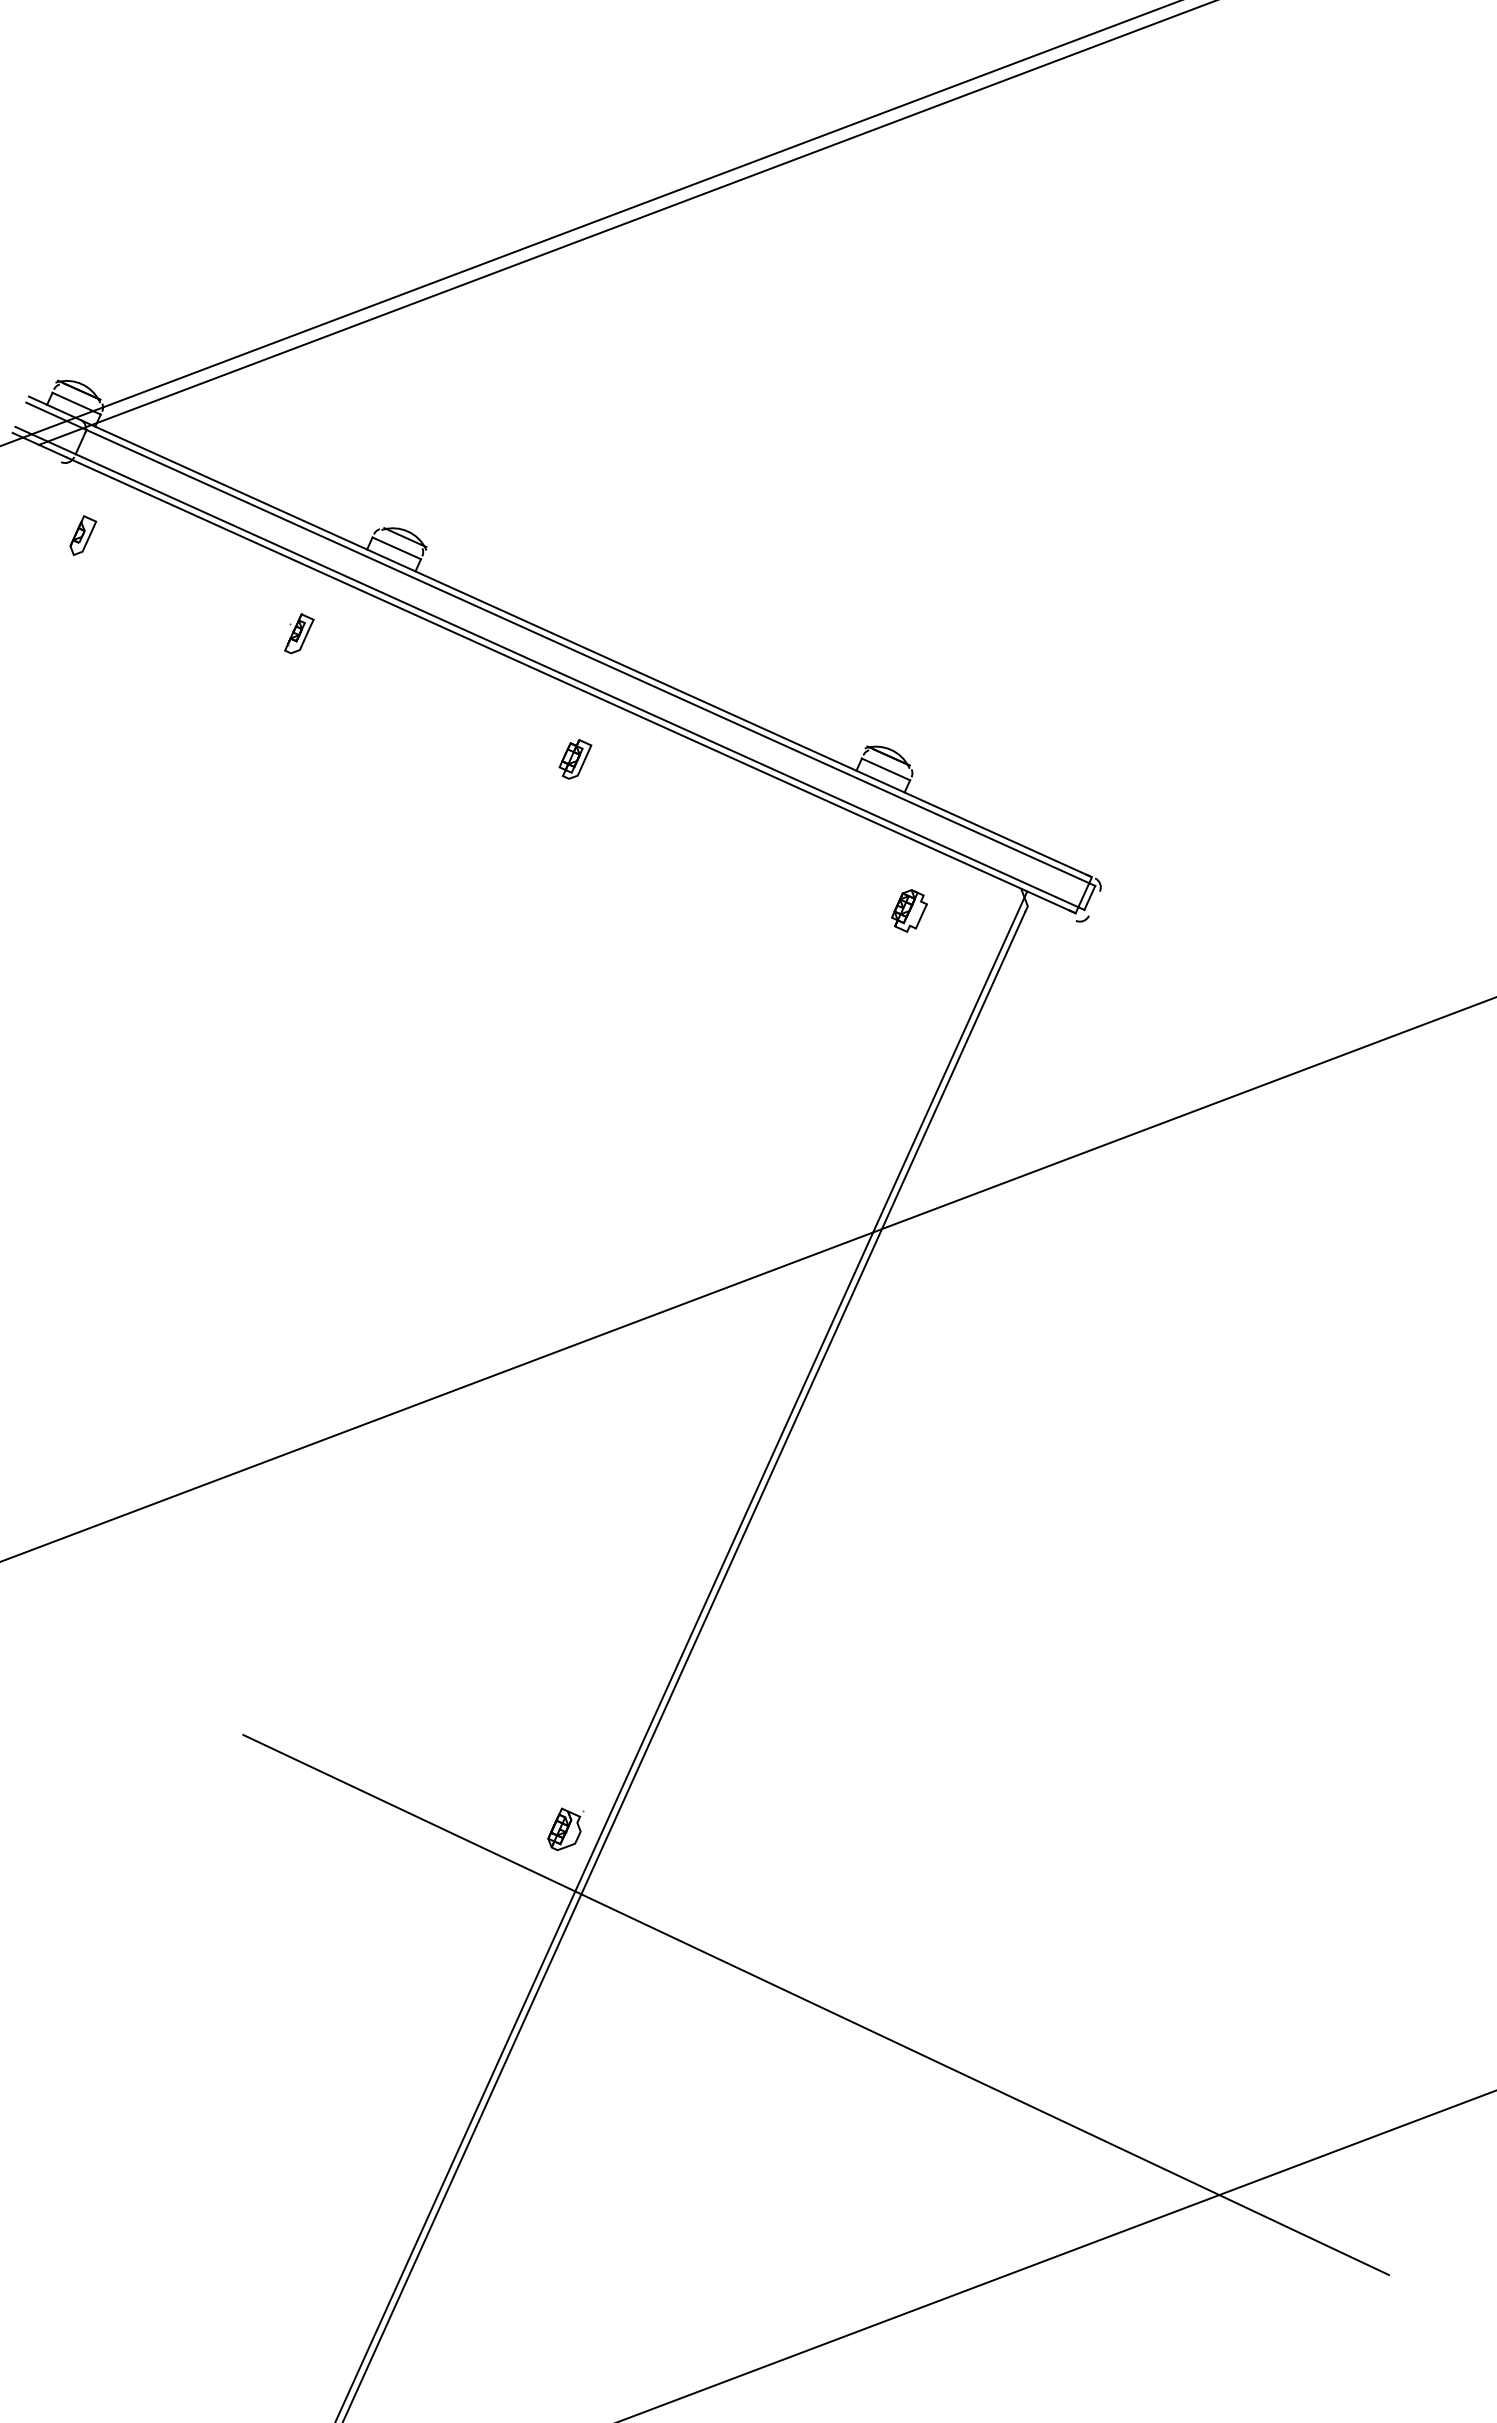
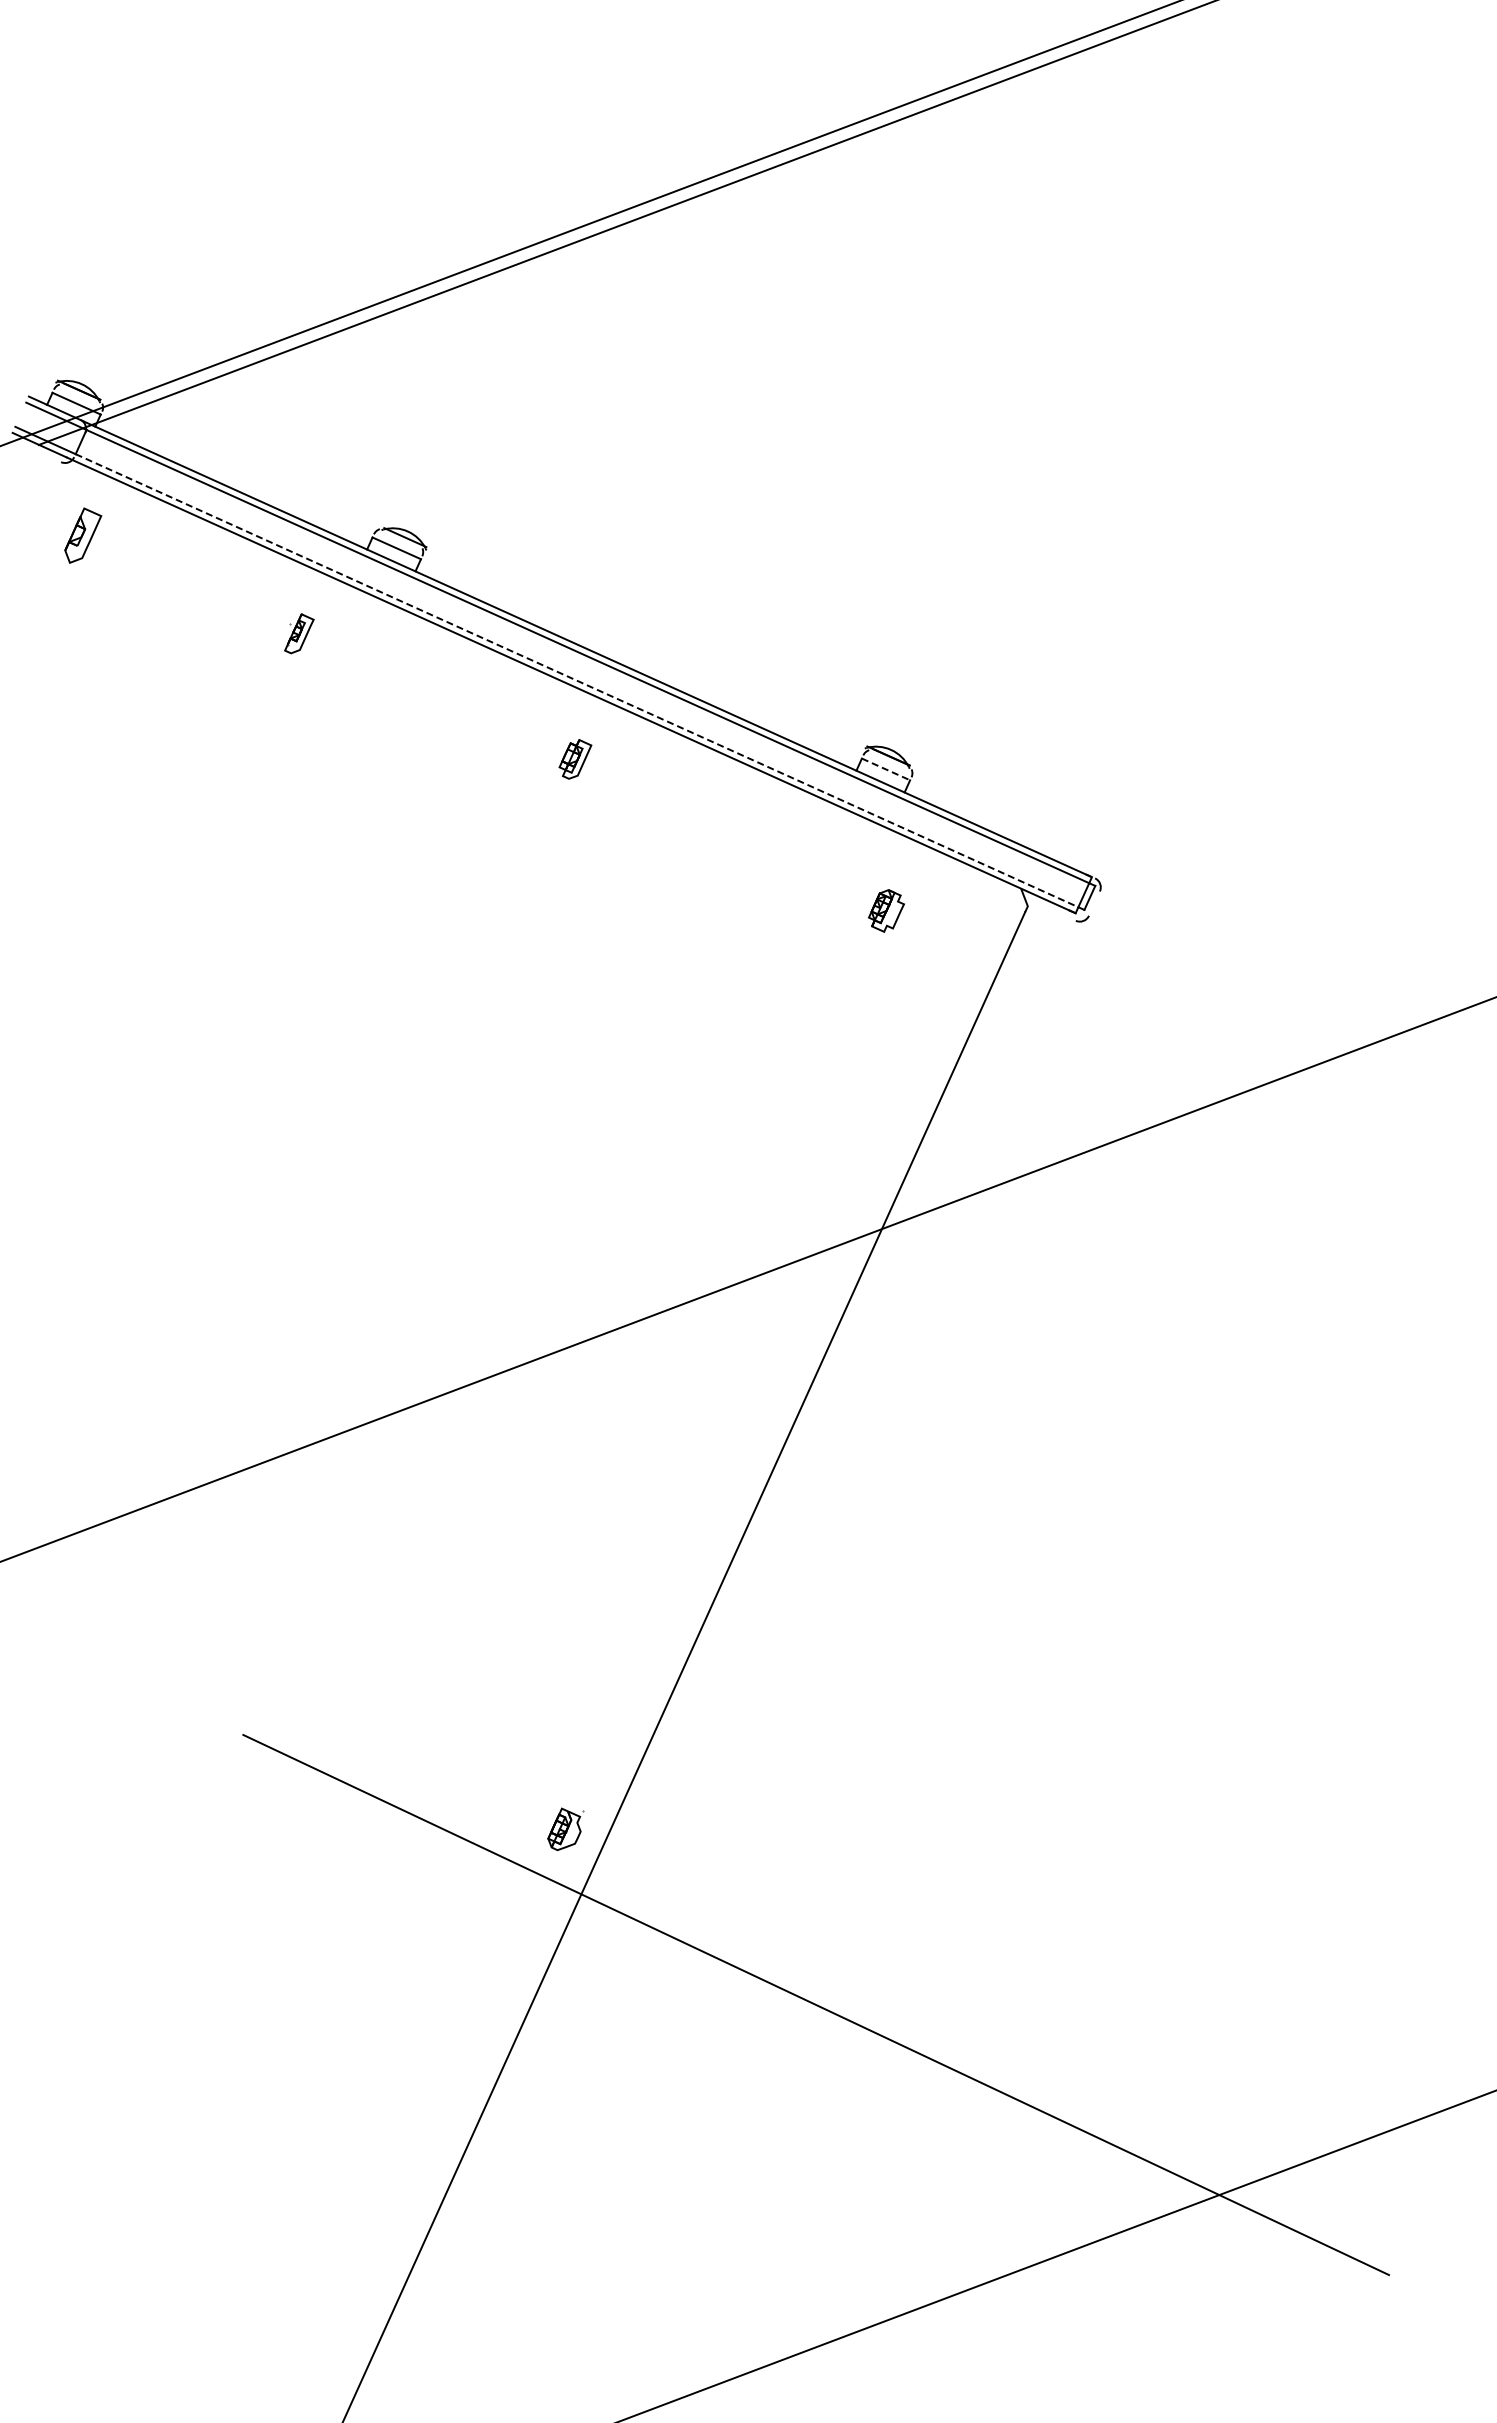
part size: 29x41 px -> 39x57 px (83, 535)
line: solid -> dashed (577, 680)
line: solid -> dashed (886, 769)
part position: (909, 910) -> (886, 910) (886, 910)
line: present -> none (681, 1655)
